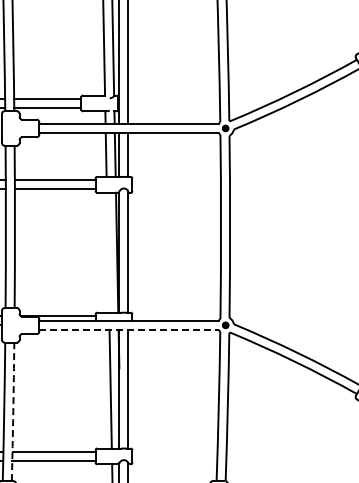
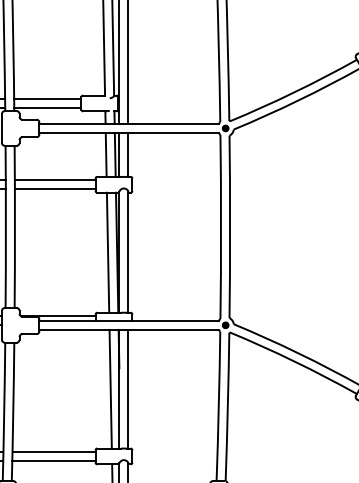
line: none -> present (107, 252)
line: dashed -> solid (129, 329)
arc: dashed -> solid (13, 411)
